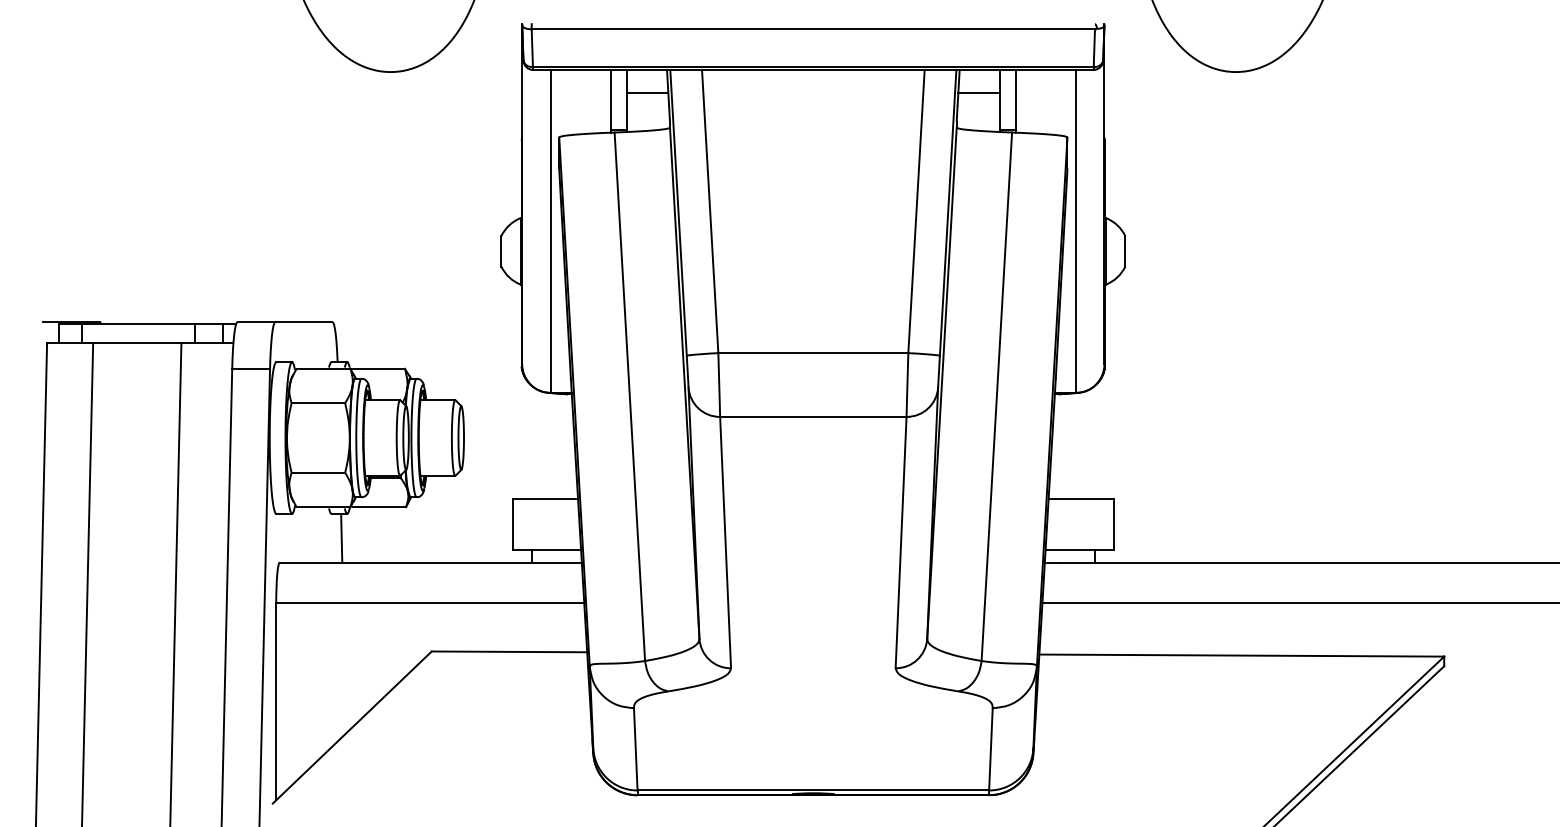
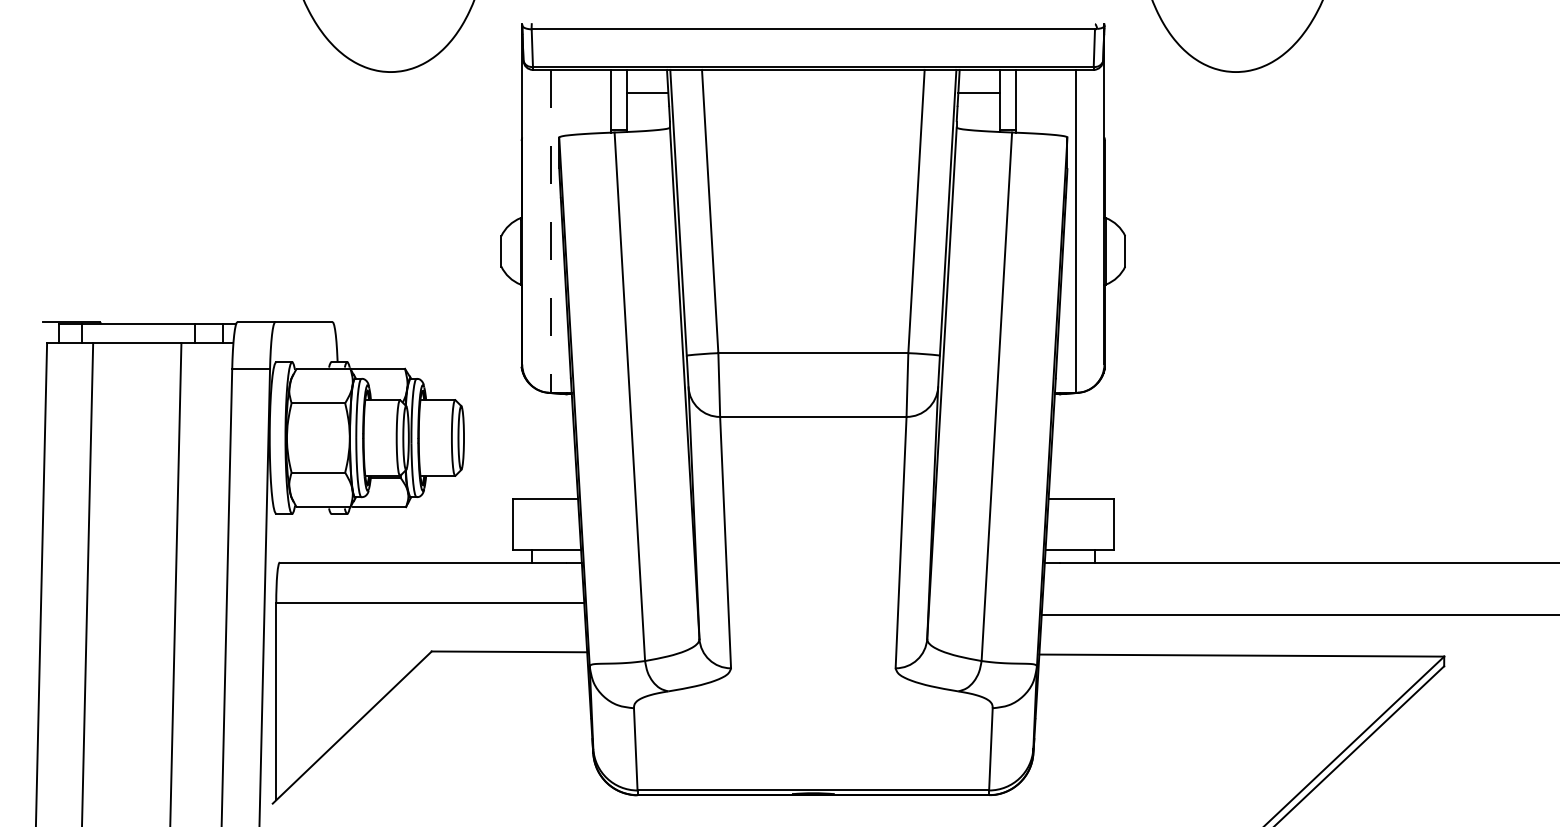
line: solid -> dashed (550, 231)
line: present -> none (341, 537)
line position: (1299, 603) -> (1299, 615) (1299, 615)
